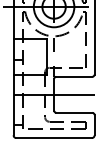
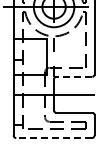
line: solid -> dashed (73, 76)
line: solid -> dashed (54, 138)
